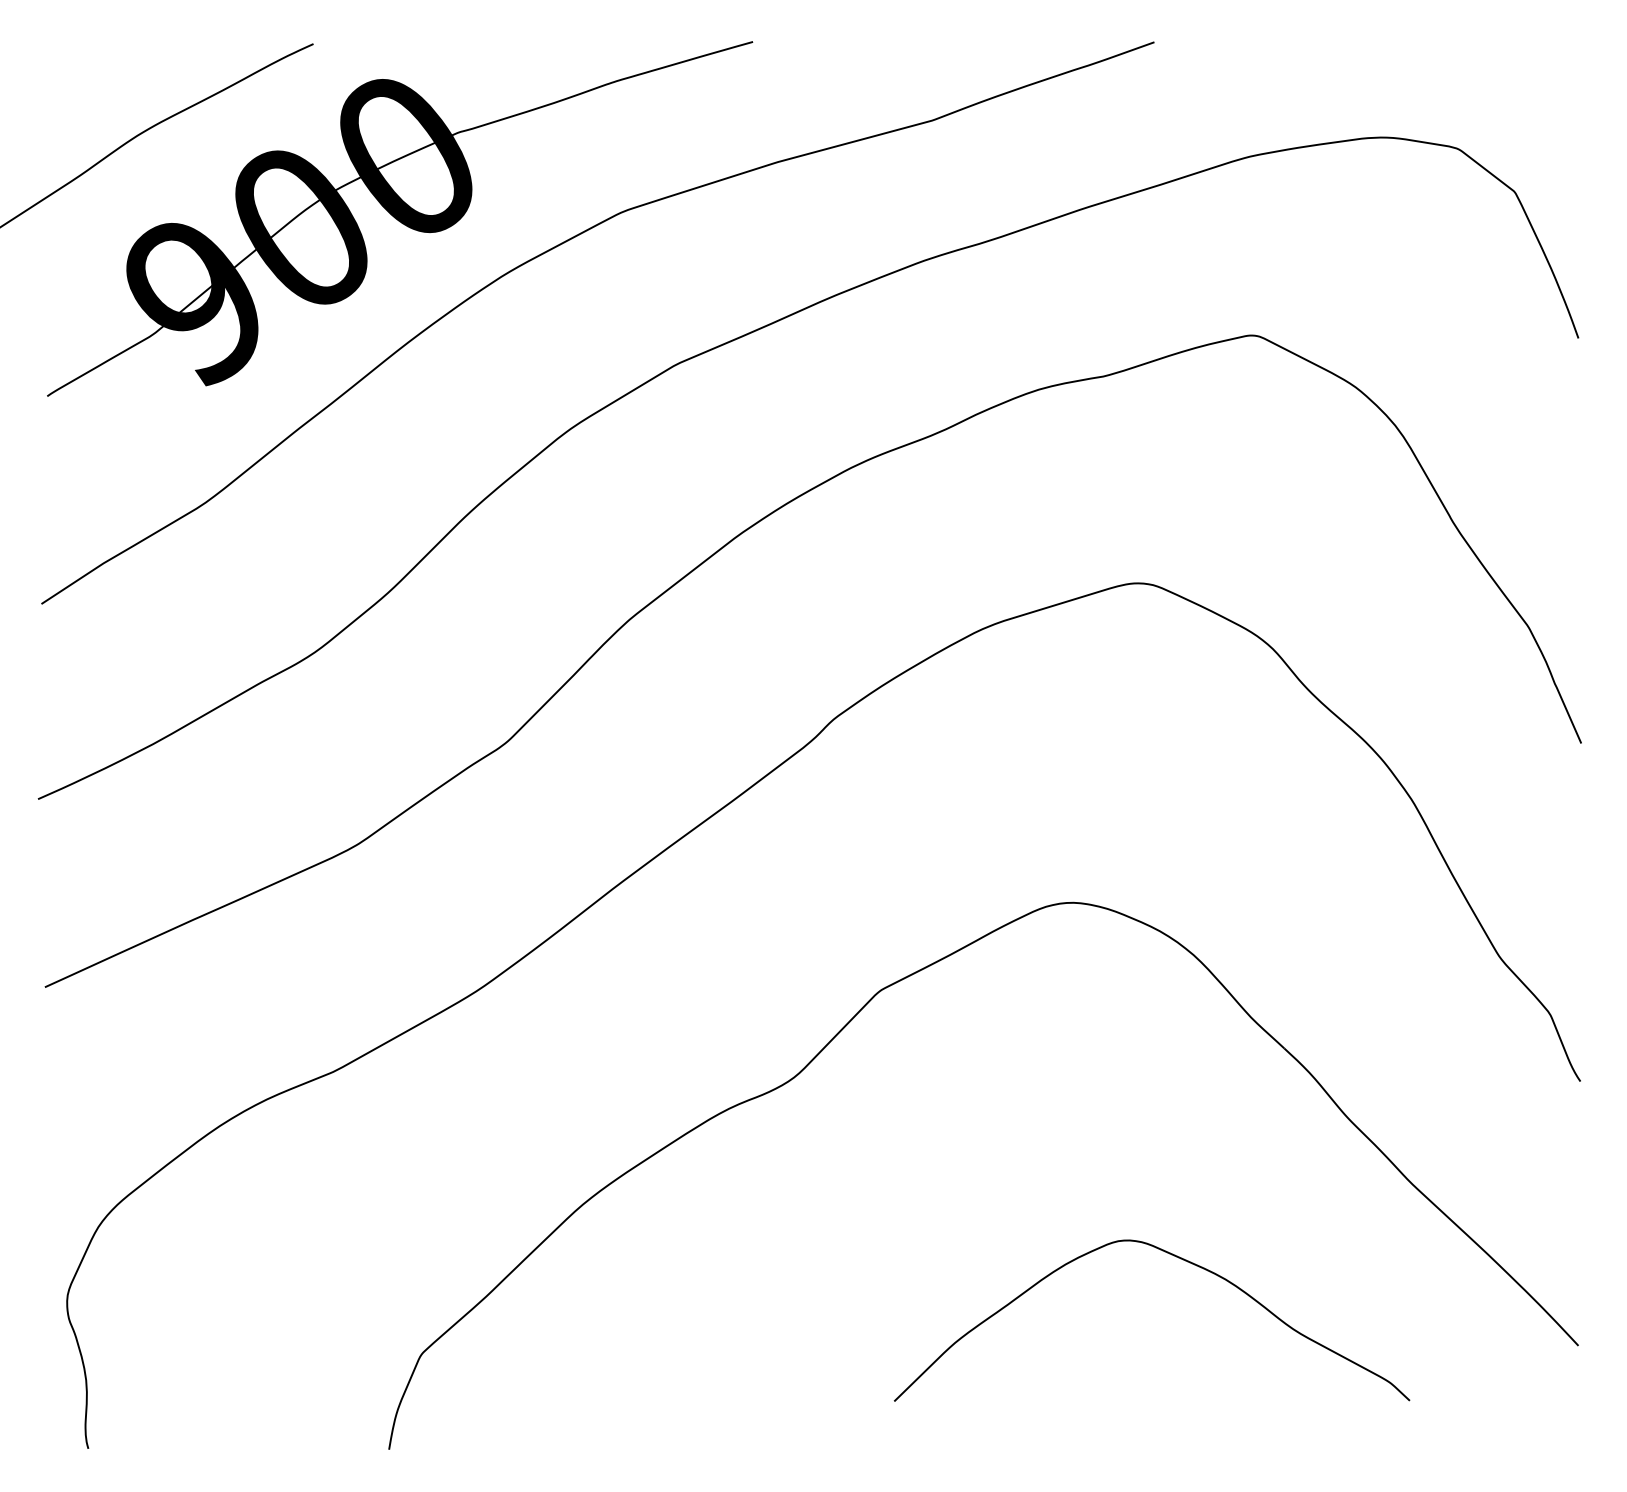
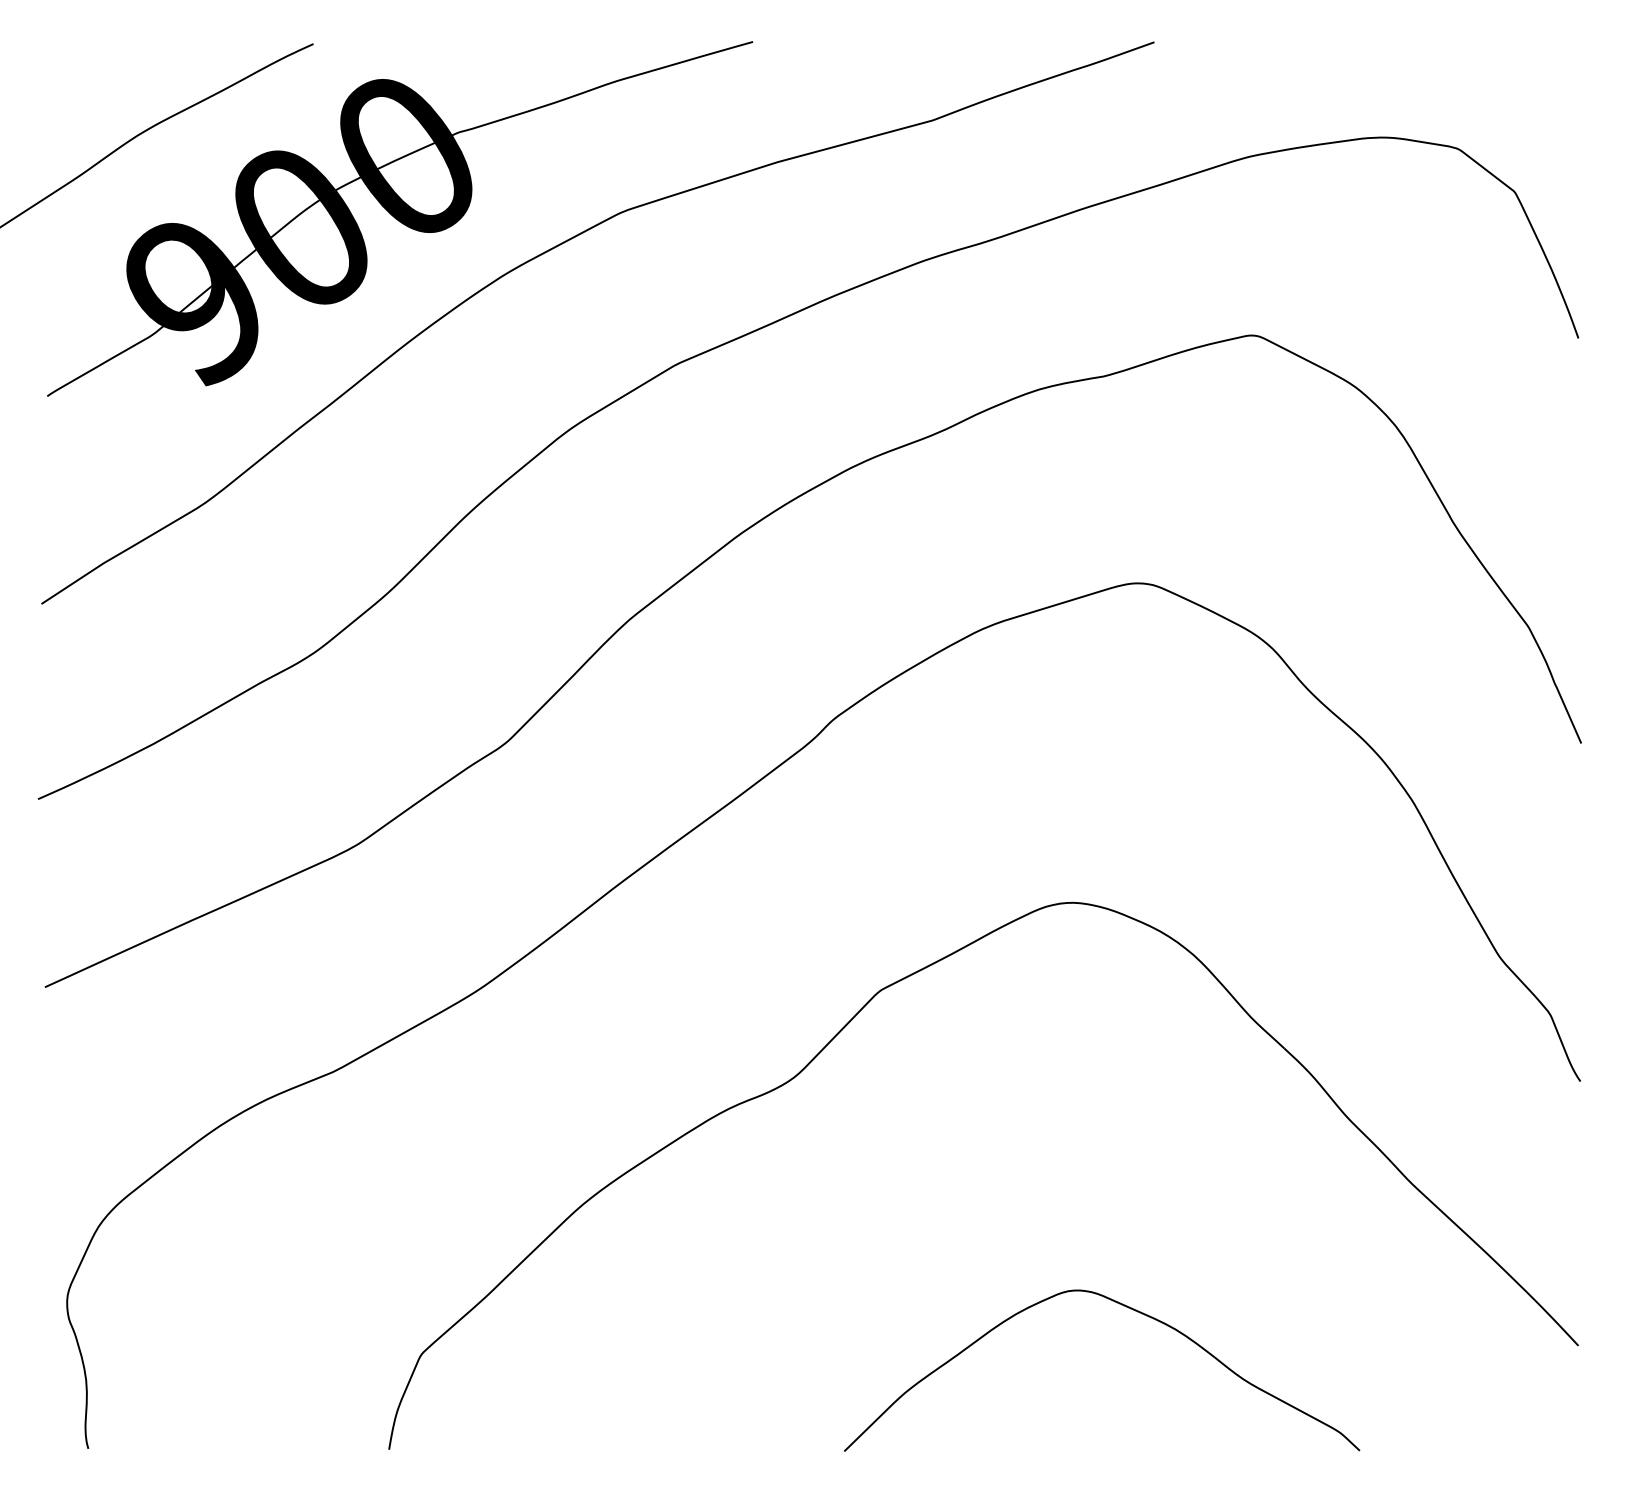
curve position: (1180, 1259) -> (1130, 1309) (1130, 1309)
